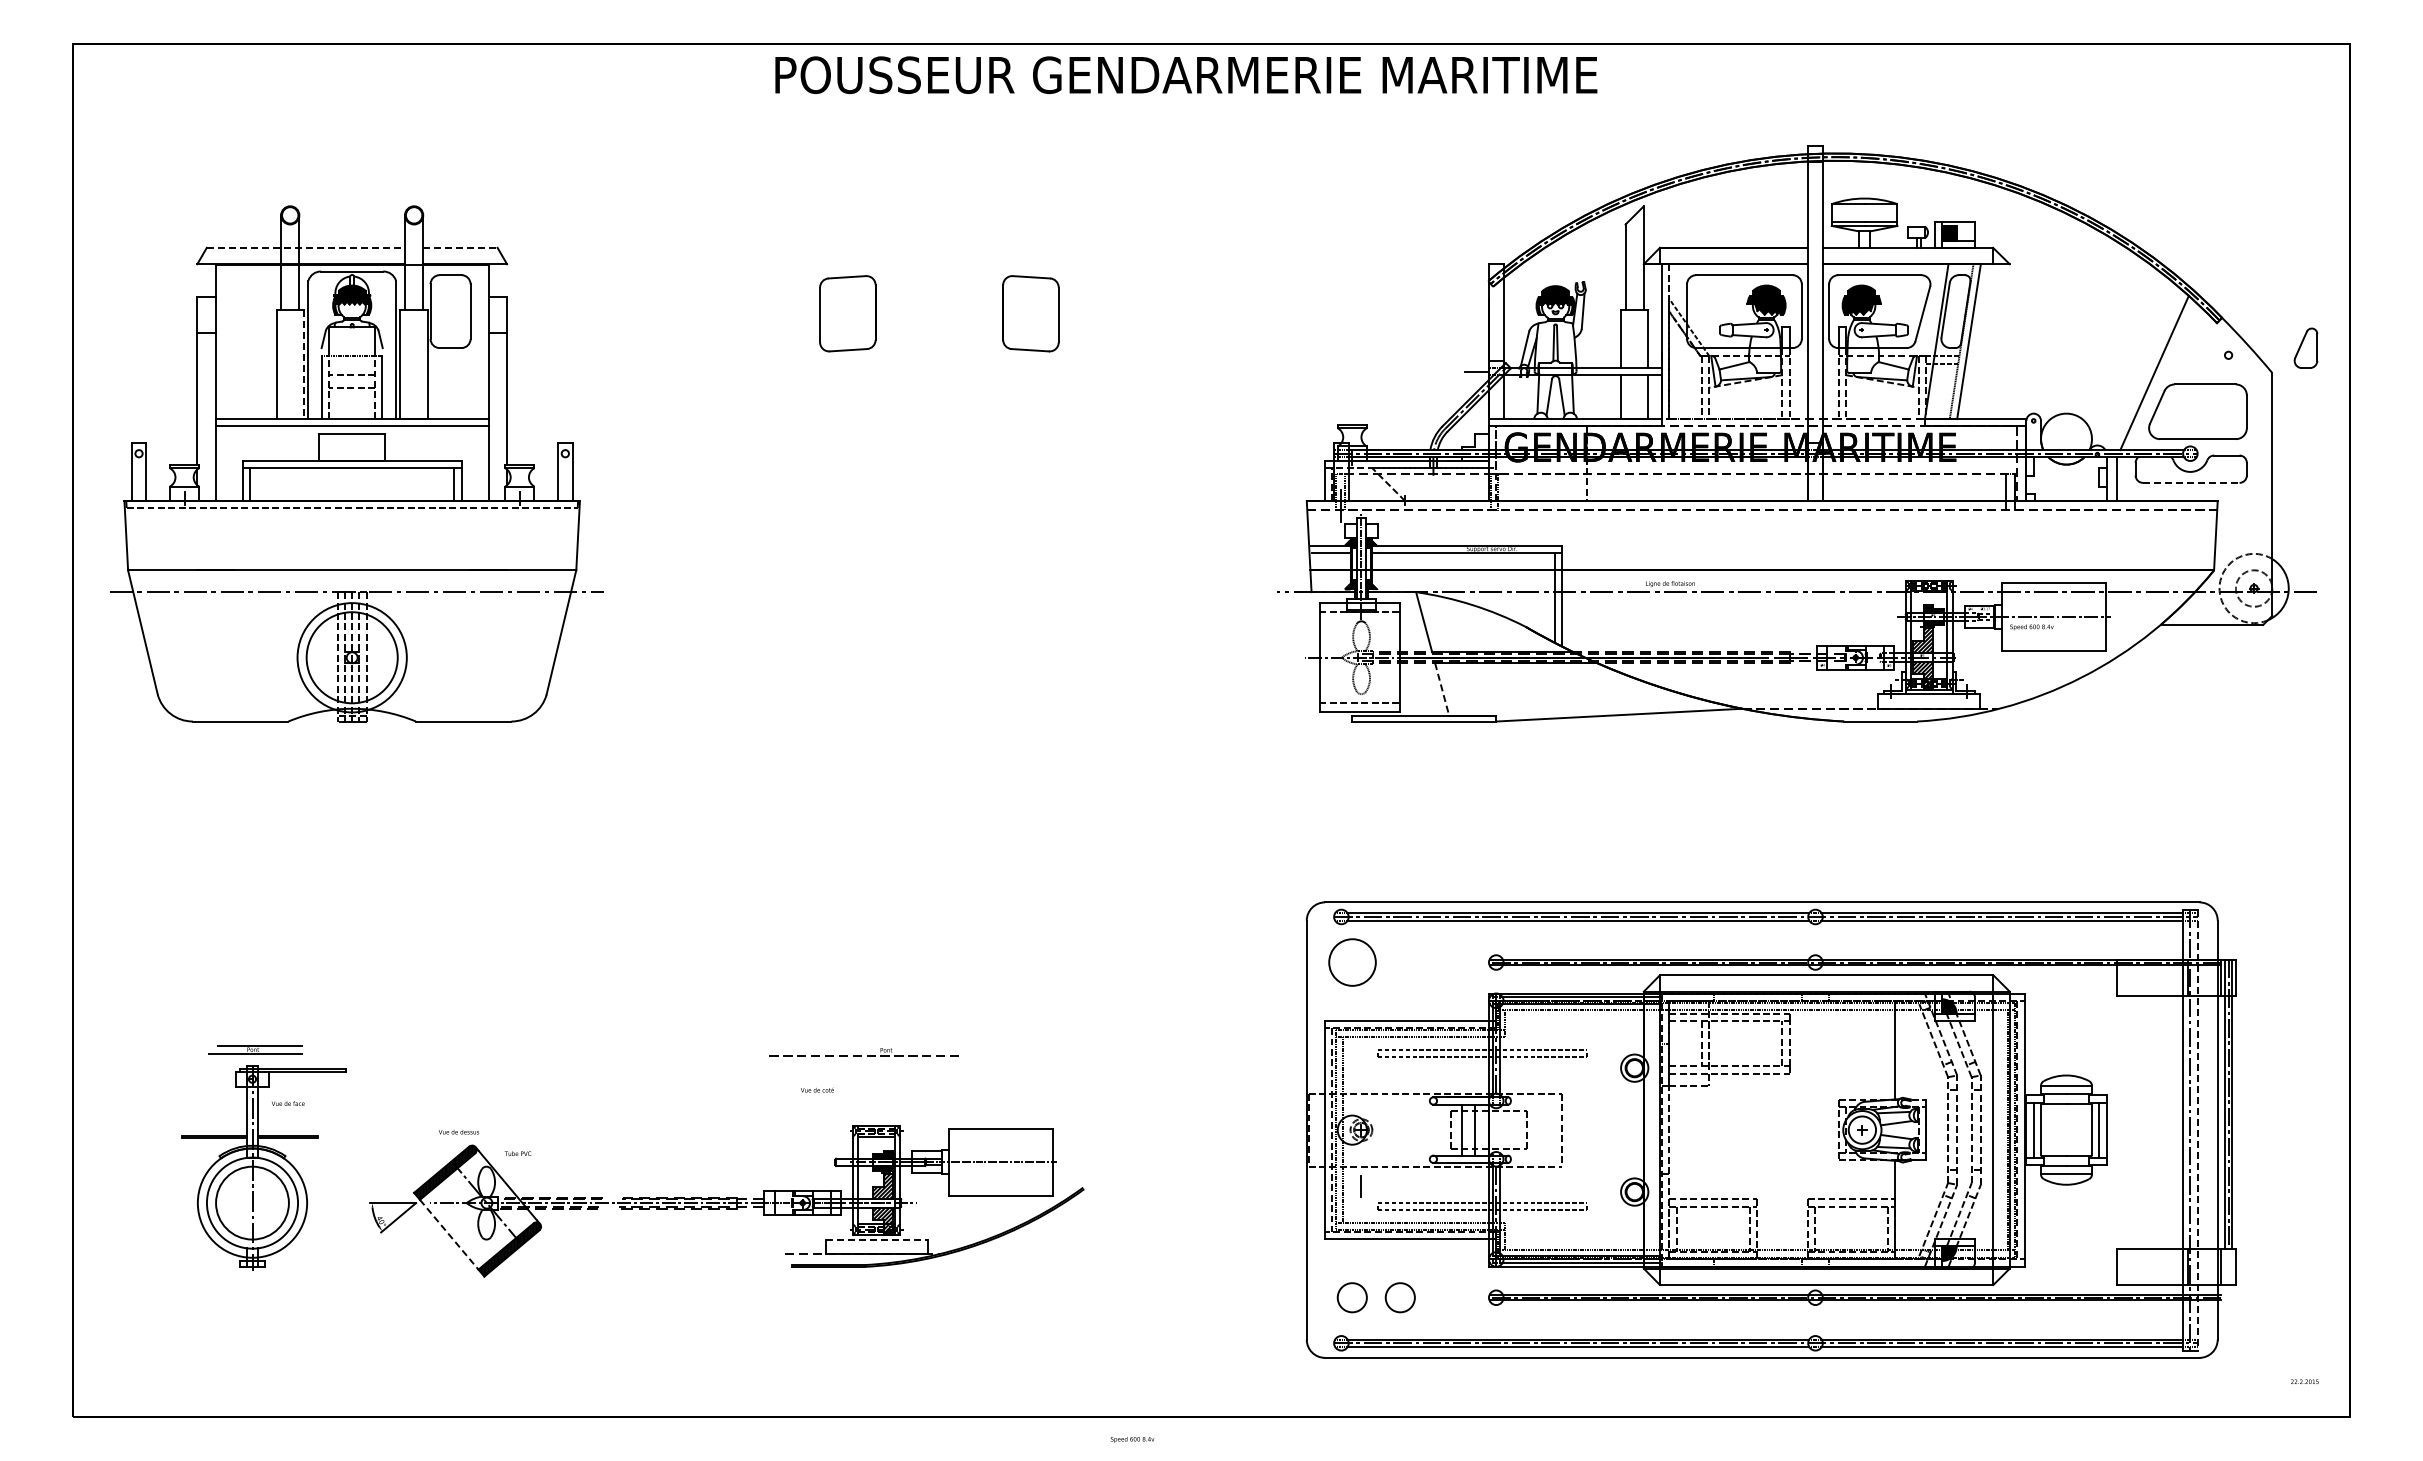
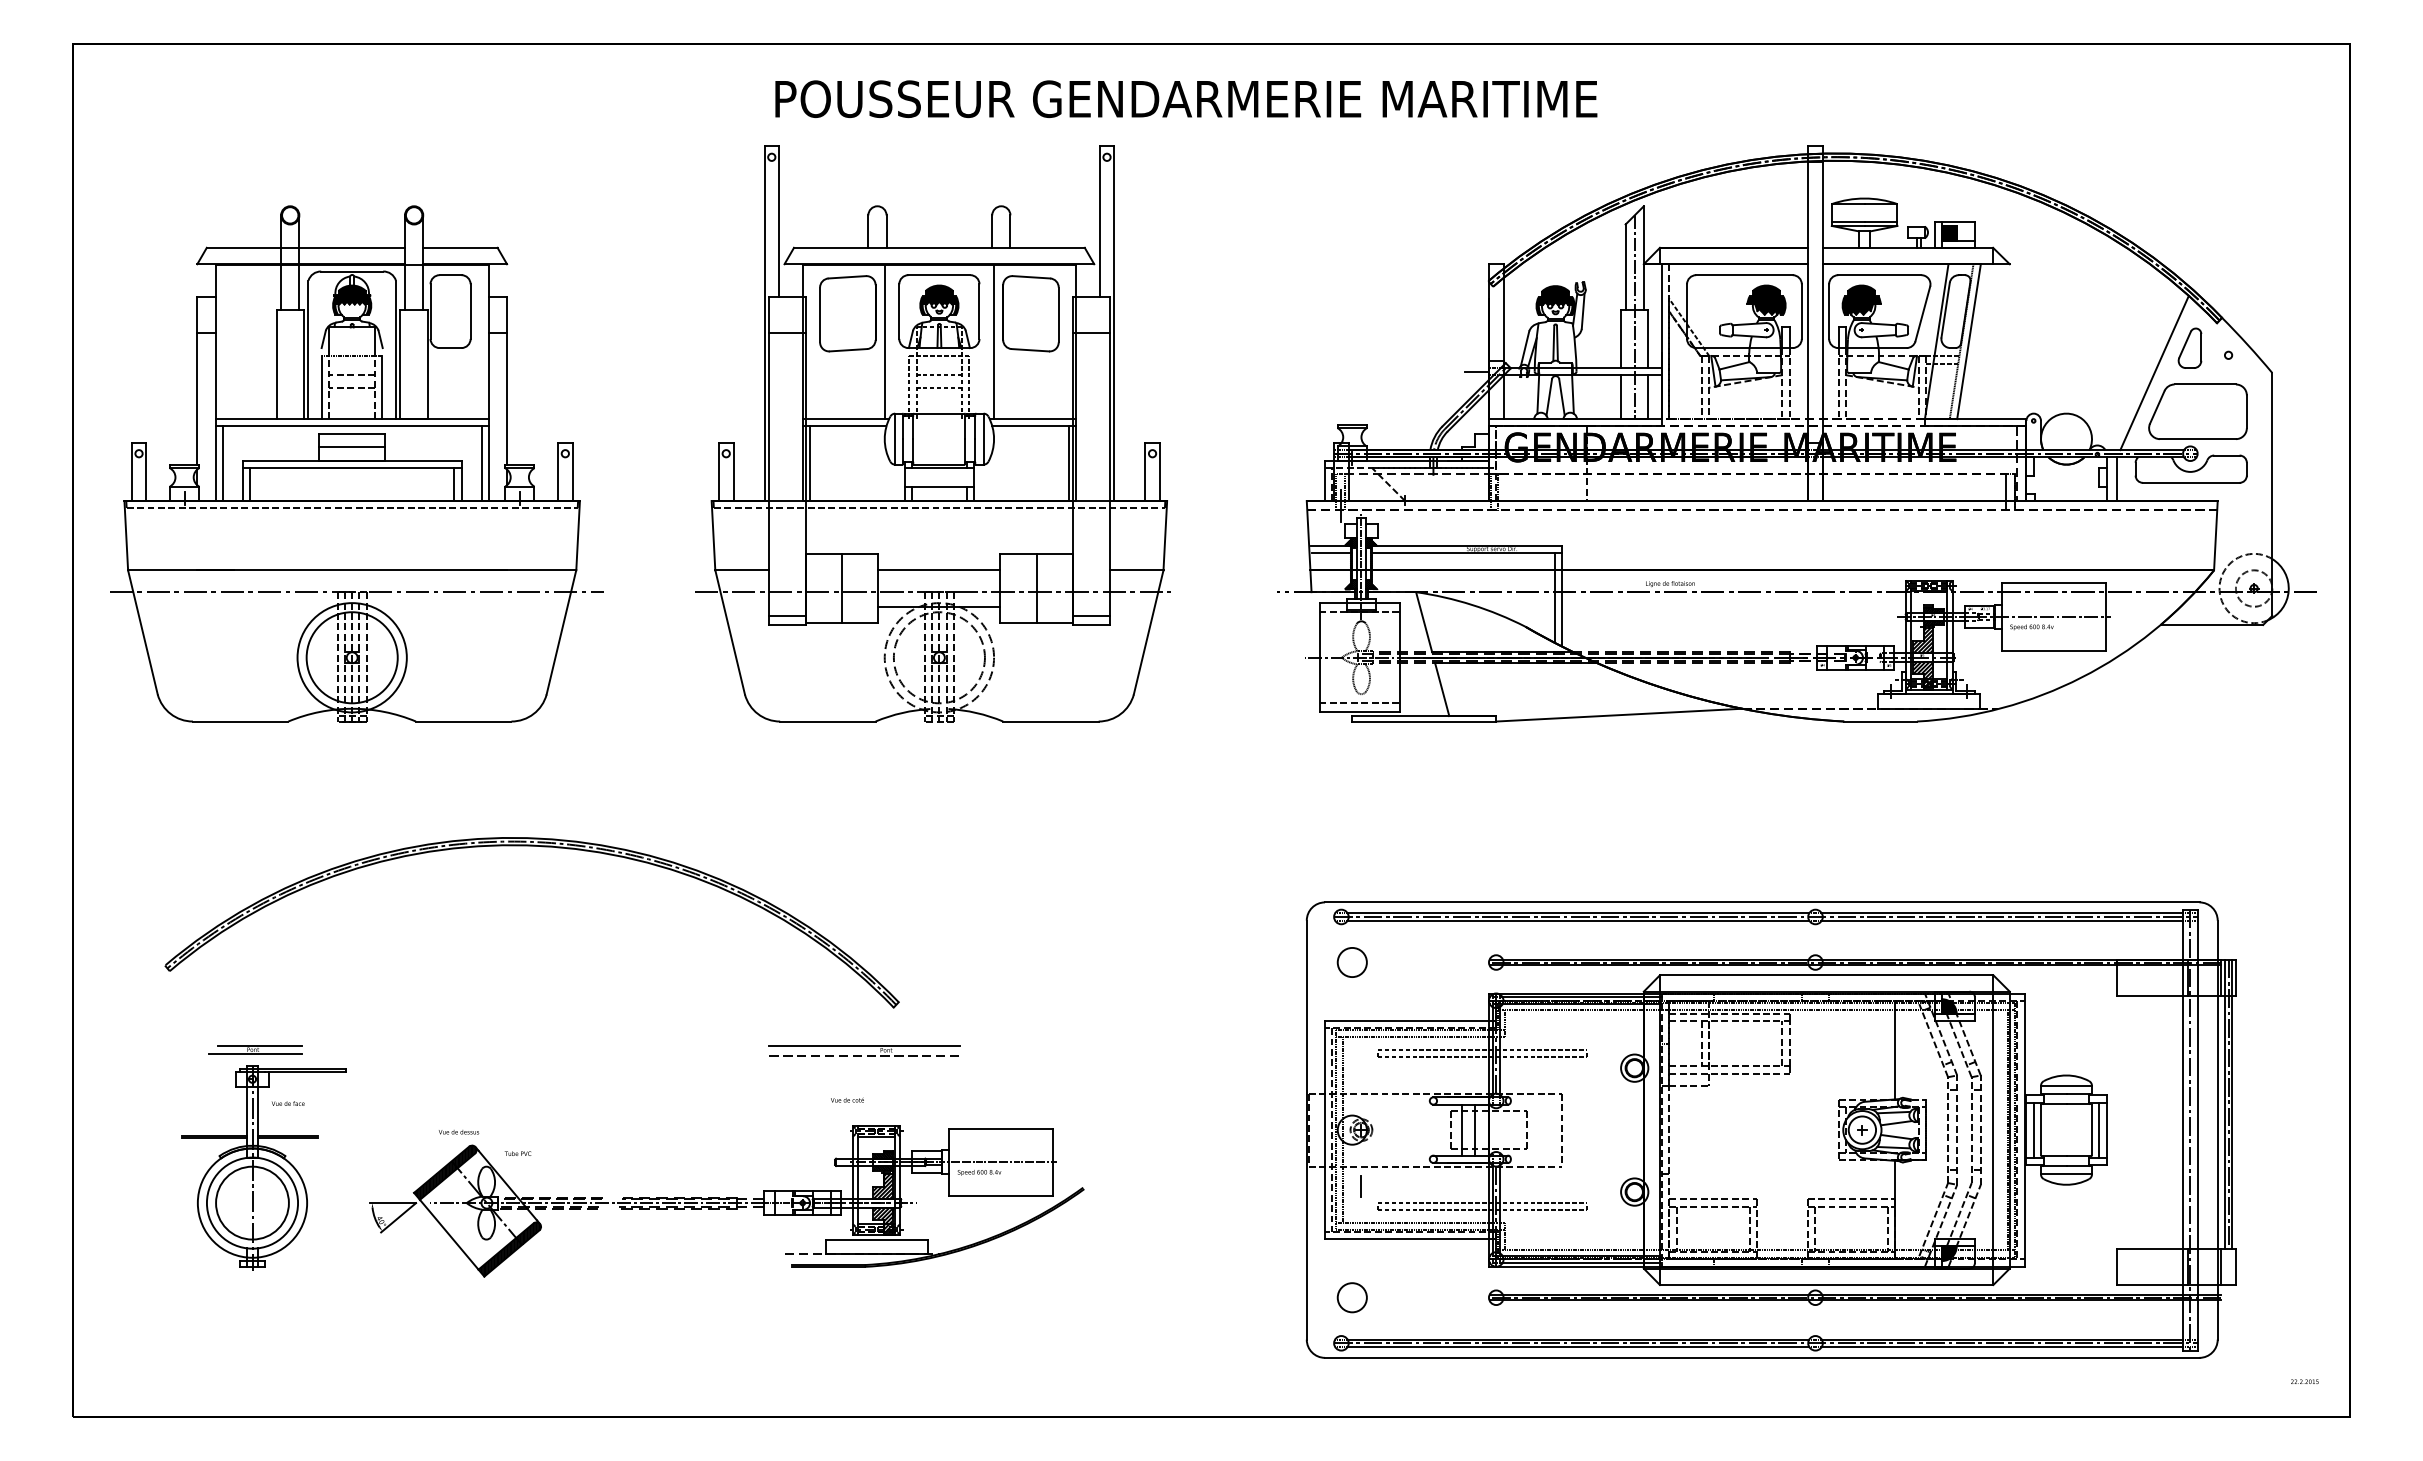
text position: (1186, 74) -> (1186, 98) (1186, 98)
line: dashed -> solid (306, 247)
line: dashed -> solid (460, 247)
line: none -> present (1634, 317)
part position: (2305, 347) -> (2189, 347) (2189, 347)
line: dashed -> solid (303, 364)
part: none -> present (932, 433)
line: none -> present (351, 447)
line: none -> present (222, 463)
line: none -> present (481, 463)
line: dashed -> solid (2191, 482)
line: dashed -> solid (1442, 690)
part: none -> present (542, 847)
circle size: 49x49 px -> 32x31 px (1351, 962)
line: none -> present (864, 1046)
text position: (817, 1089) -> (847, 1099) (847, 1099)
line: dashed -> solid (2197, 1130)
line: dashed -> solid (449, 1234)
line: dashed -> solid (877, 1239)
circle: present -> none (1399, 1297)
text position: (1132, 1439) -> (979, 1172) (979, 1172)
